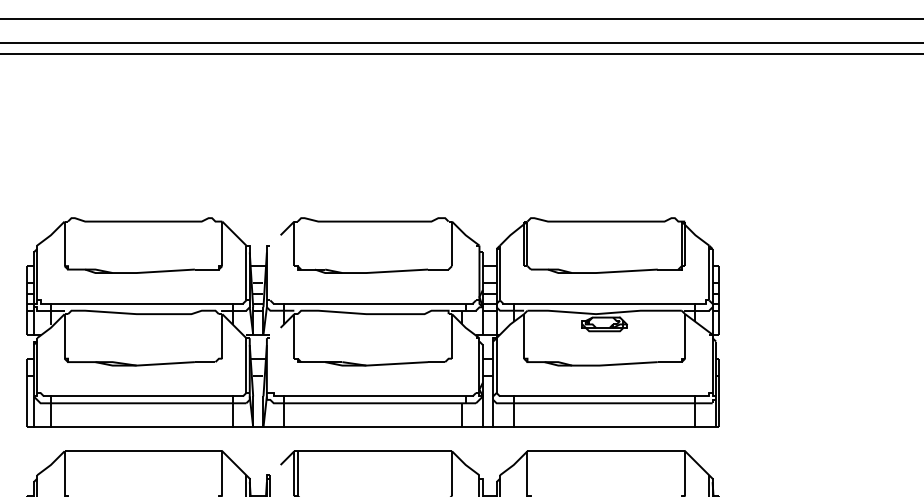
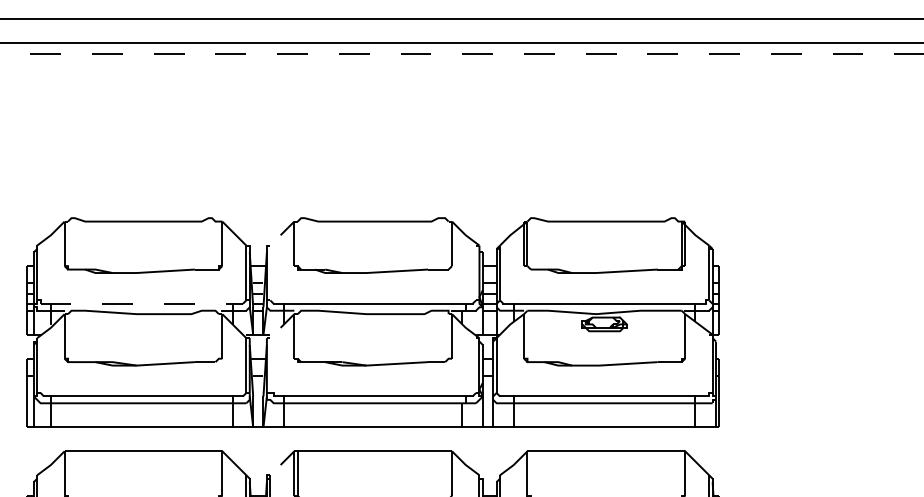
line: solid -> dashed (461, 53)
line: solid -> dashed (142, 303)
